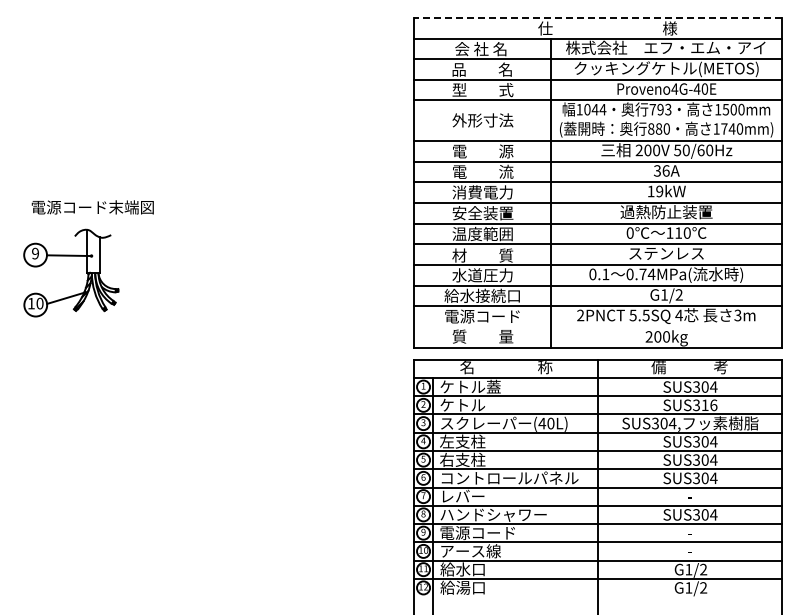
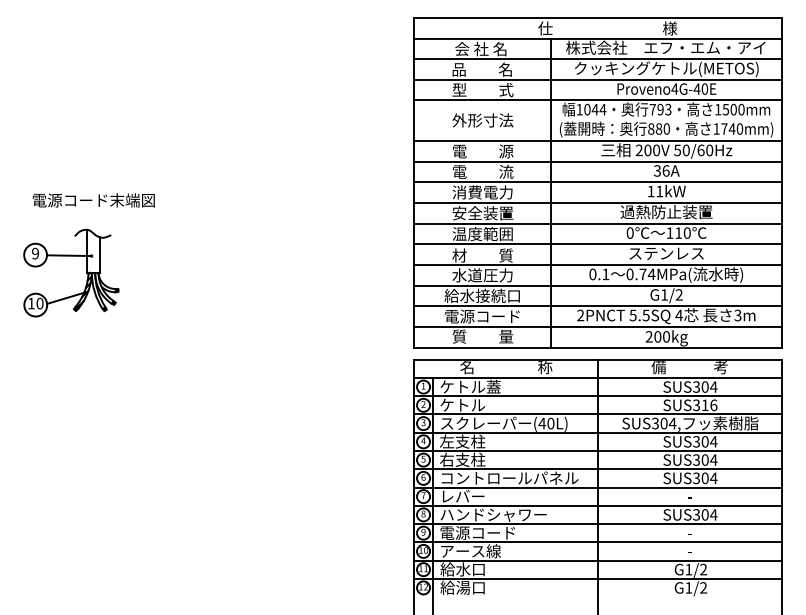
line: dashed -> solid (598, 18)
text: 19kW -> 11kW (659, 191)
text position: (92, 207) -> (93, 200) (93, 200)
line: none -> present (597, 326)
